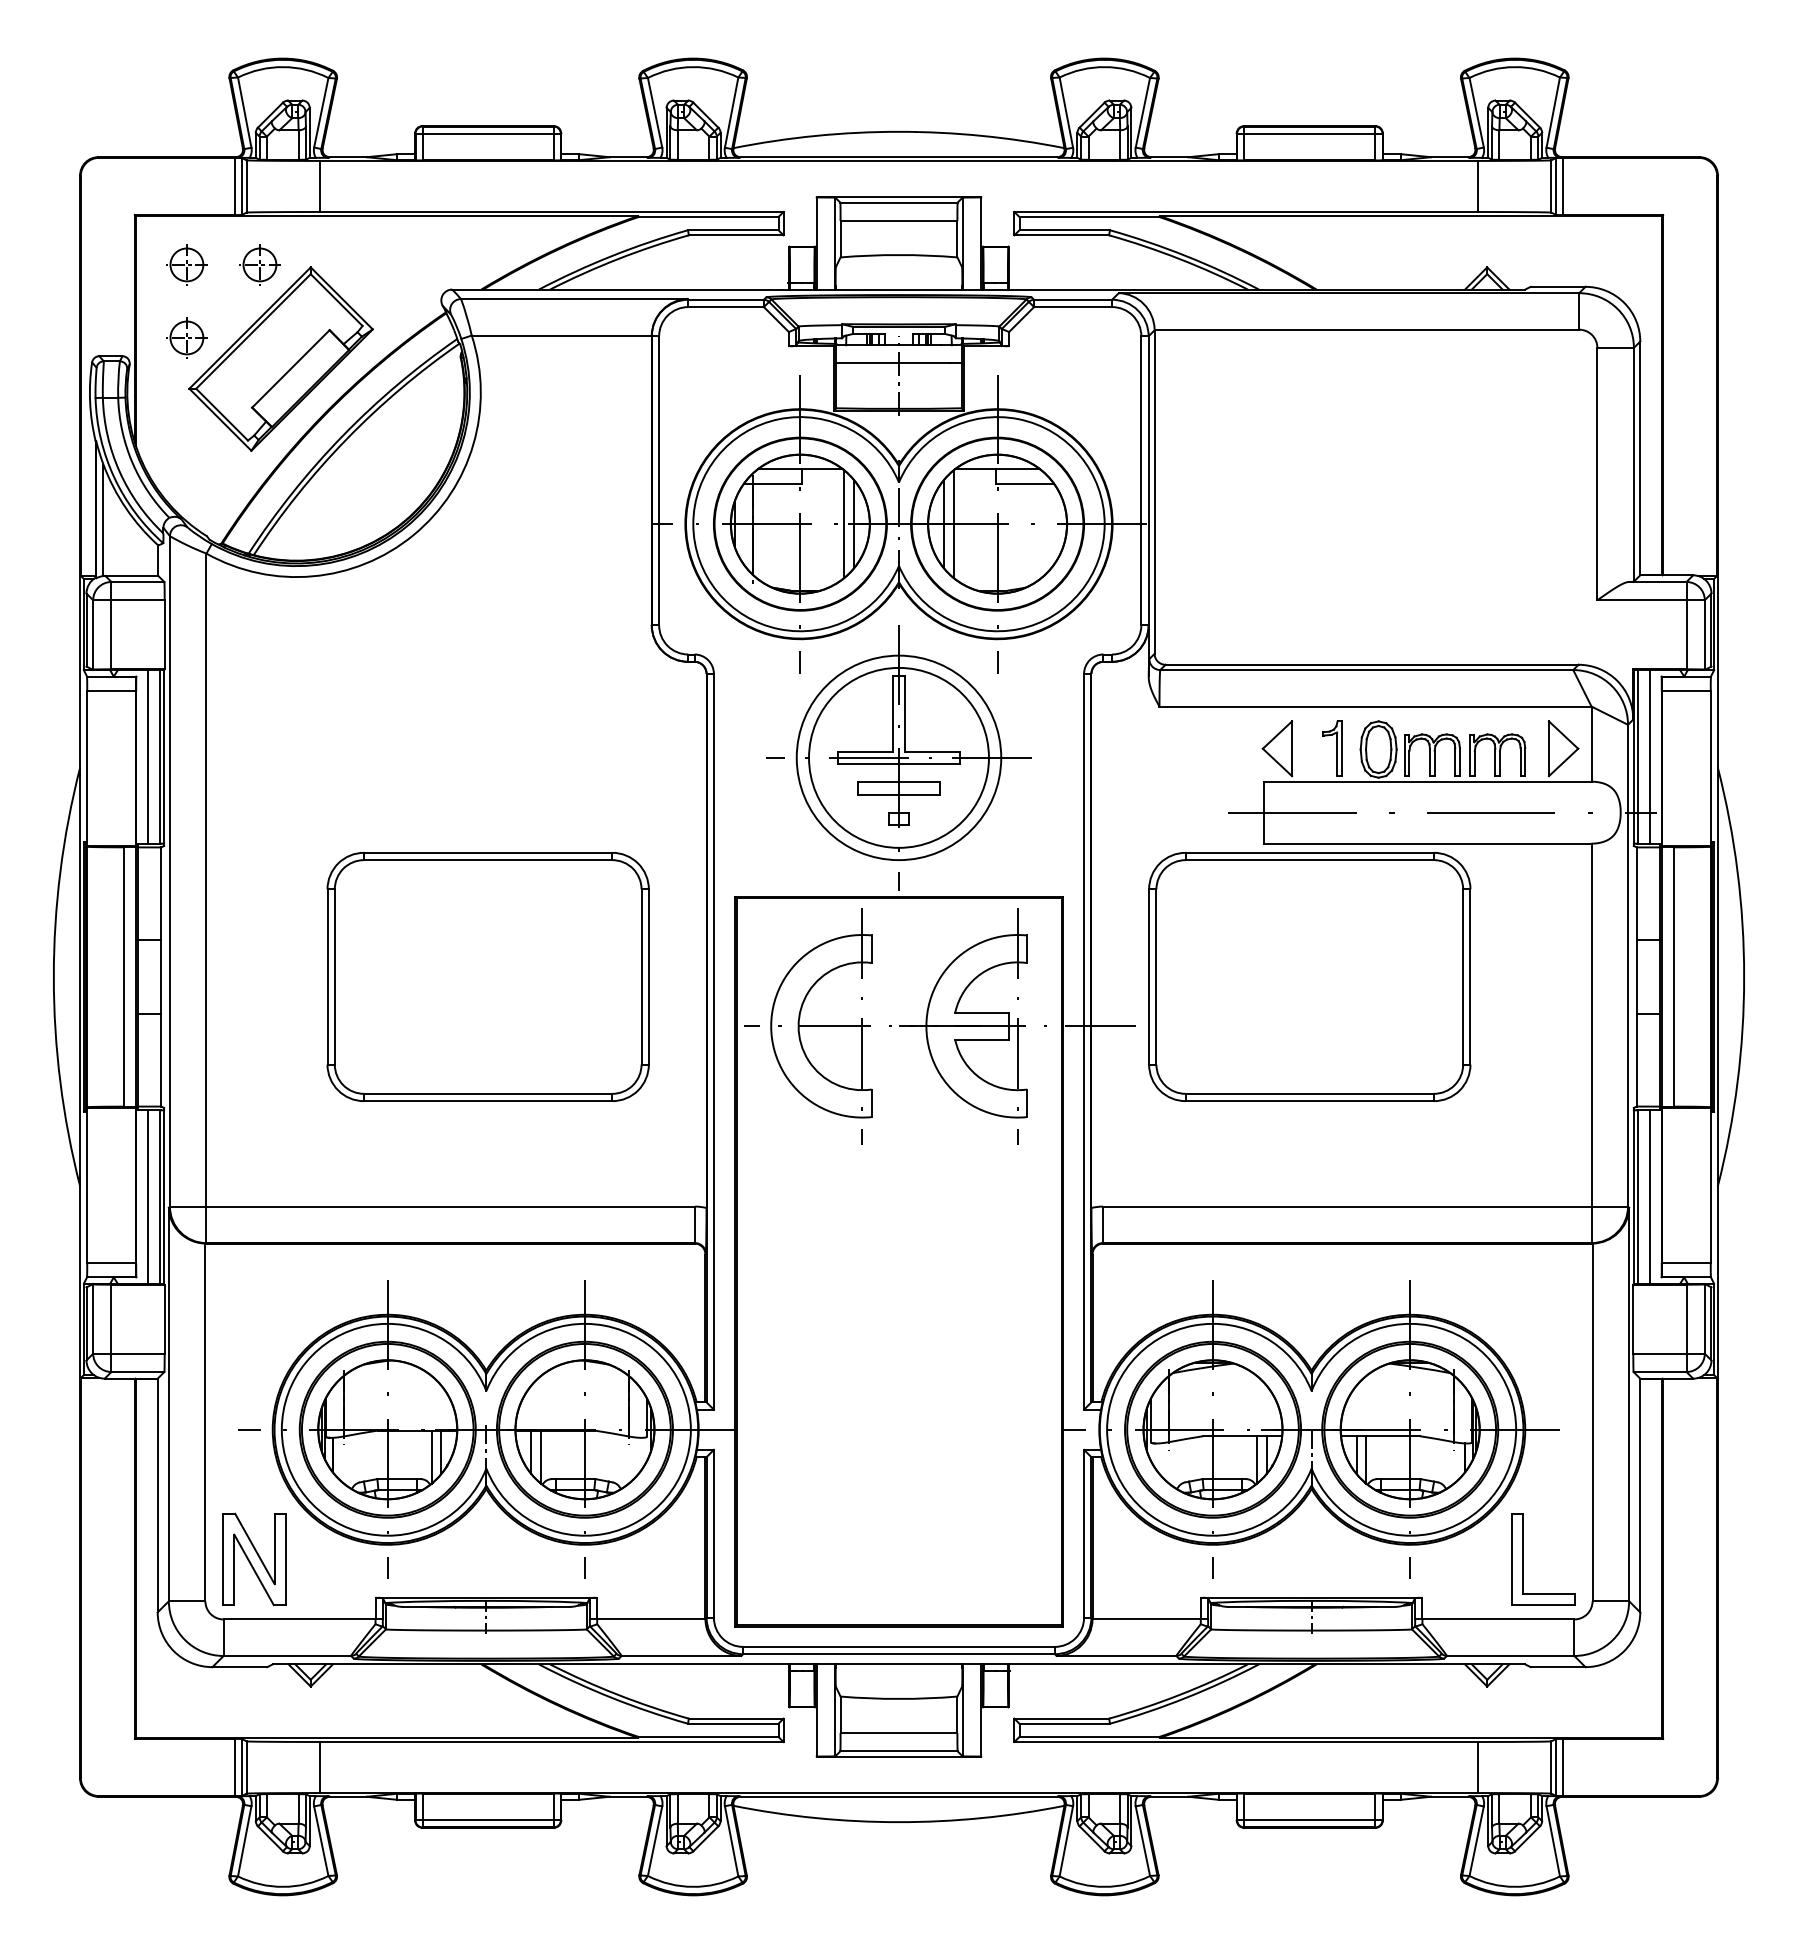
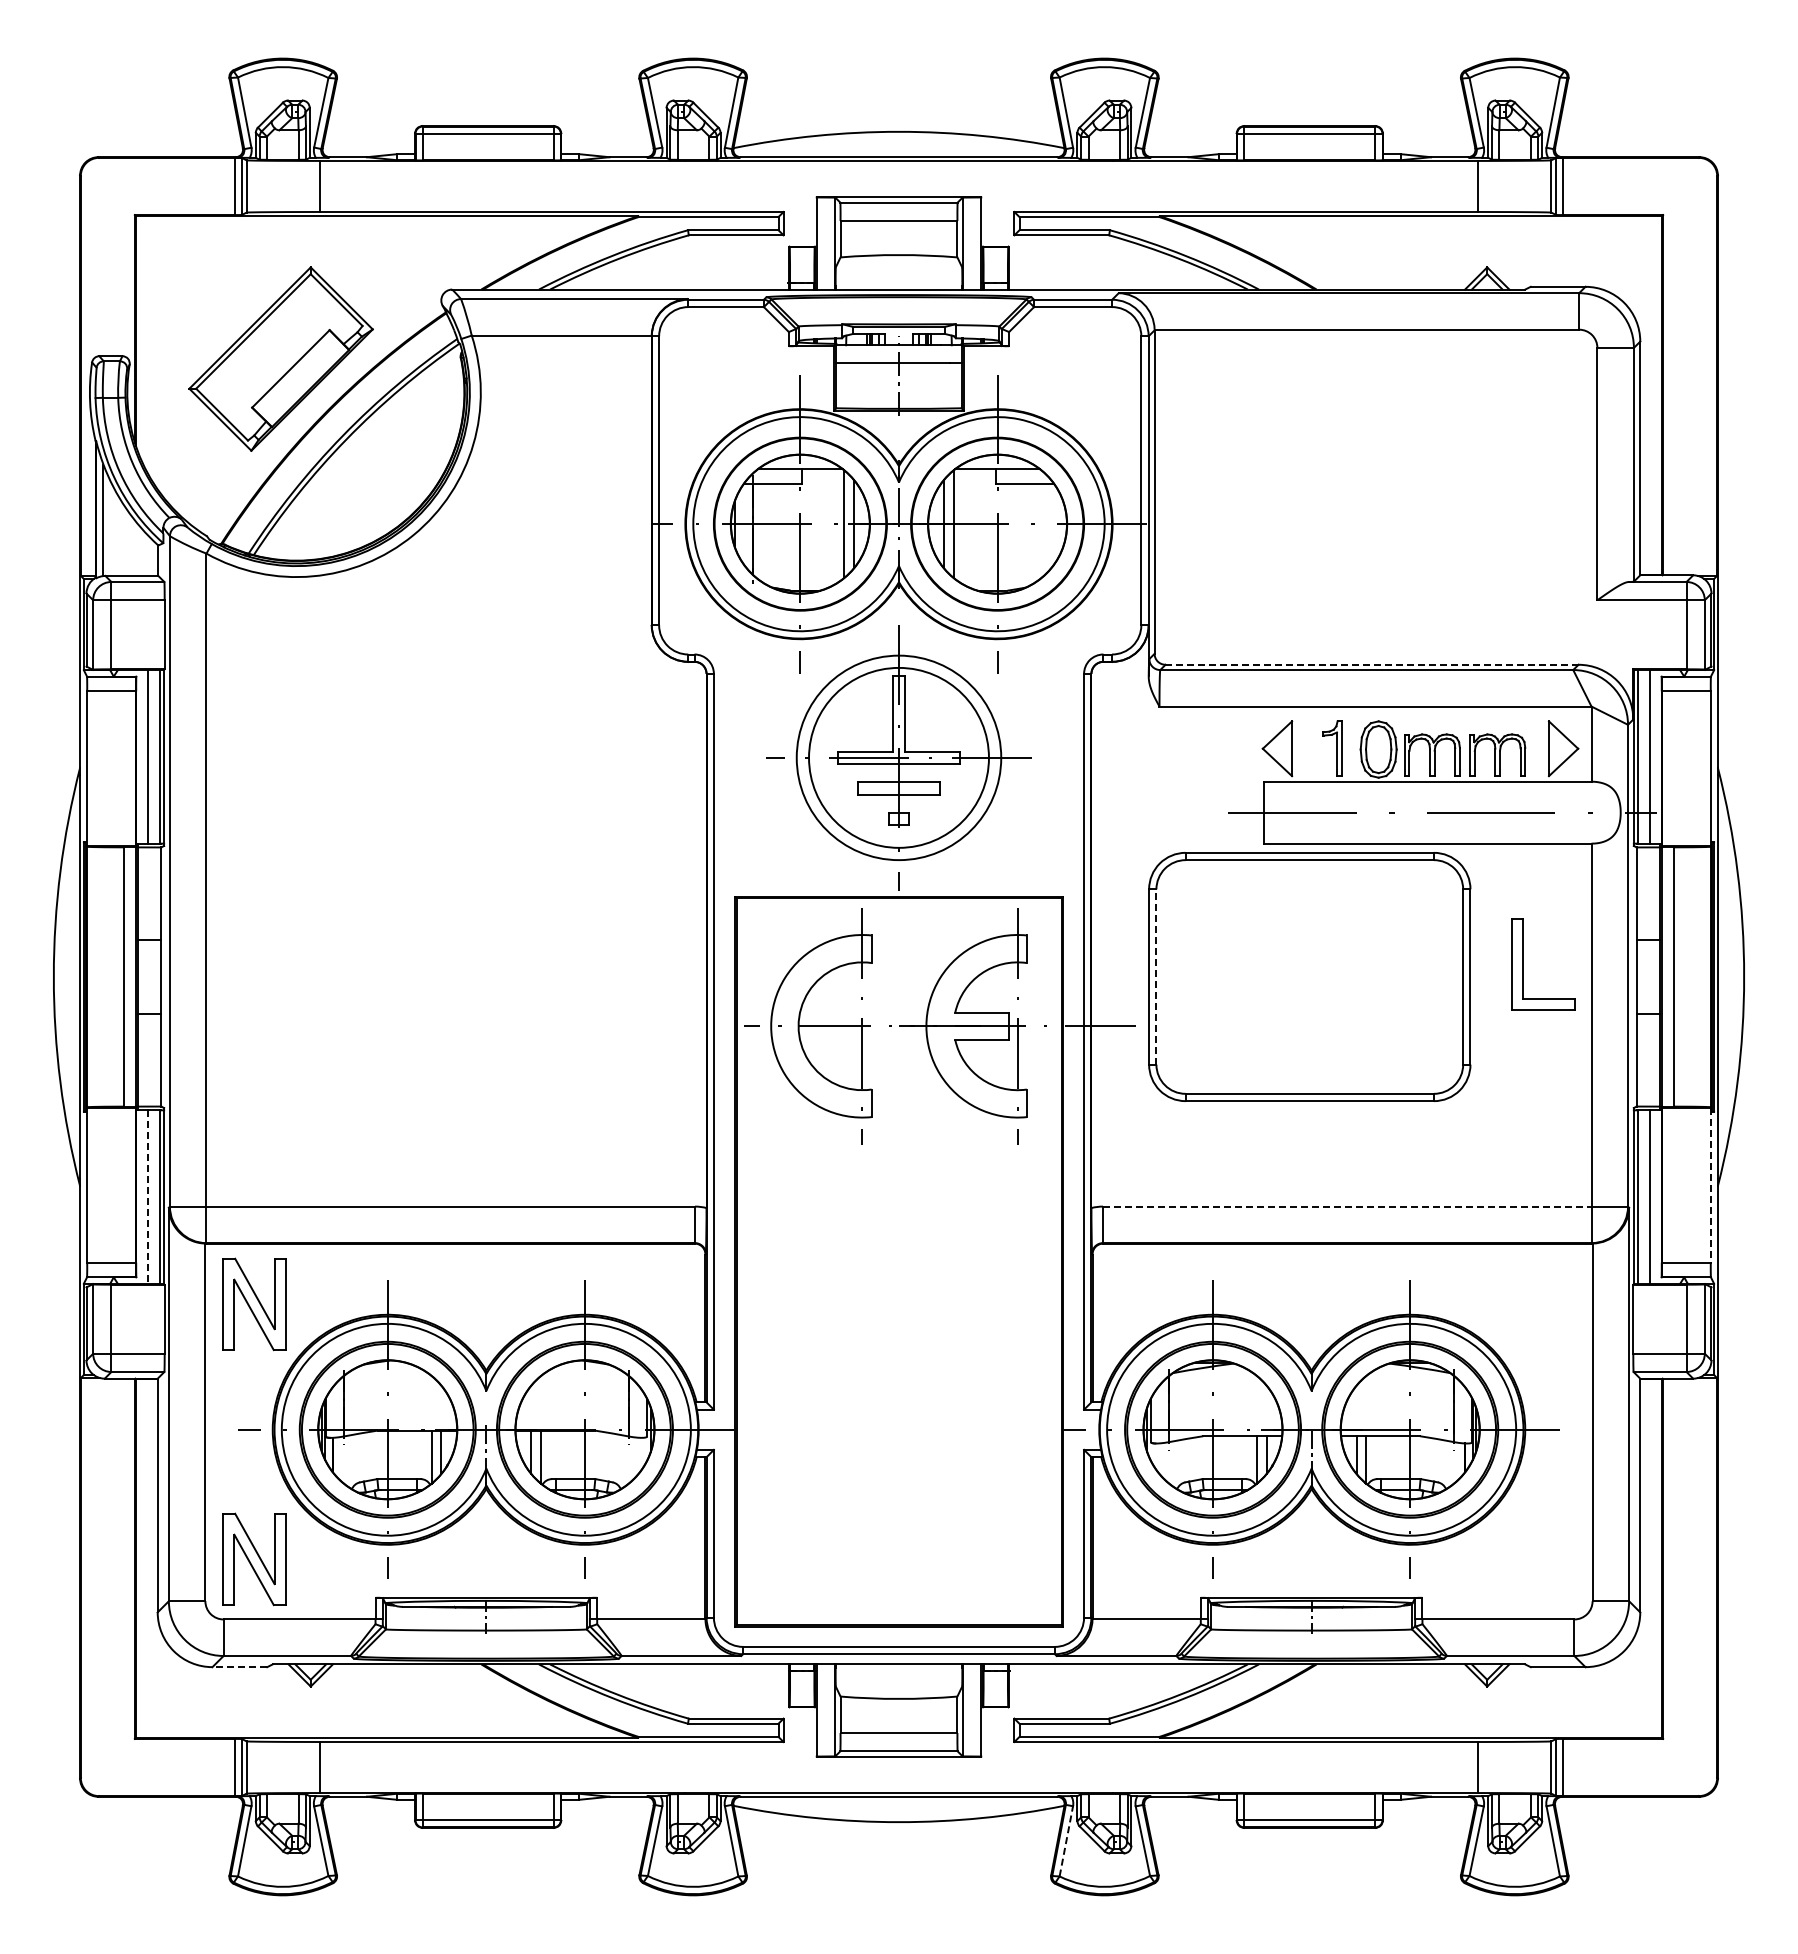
part: present -> none (186, 264)
part: present -> none (259, 264)
part: present -> none (186, 337)
line: solid -> dashed (1371, 664)
part: present -> none (487, 976)
line: solid -> dashed (1156, 977)
line: solid -> dashed (1710, 1185)
line: solid -> dashed (147, 1197)
line: solid -> dashed (1347, 1206)
part: none -> present (254, 1304)
part position: (1523, 1559) -> (1523, 964) (1523, 964)
line: solid -> dashed (239, 1667)
line: solid -> dashed (1066, 1841)
